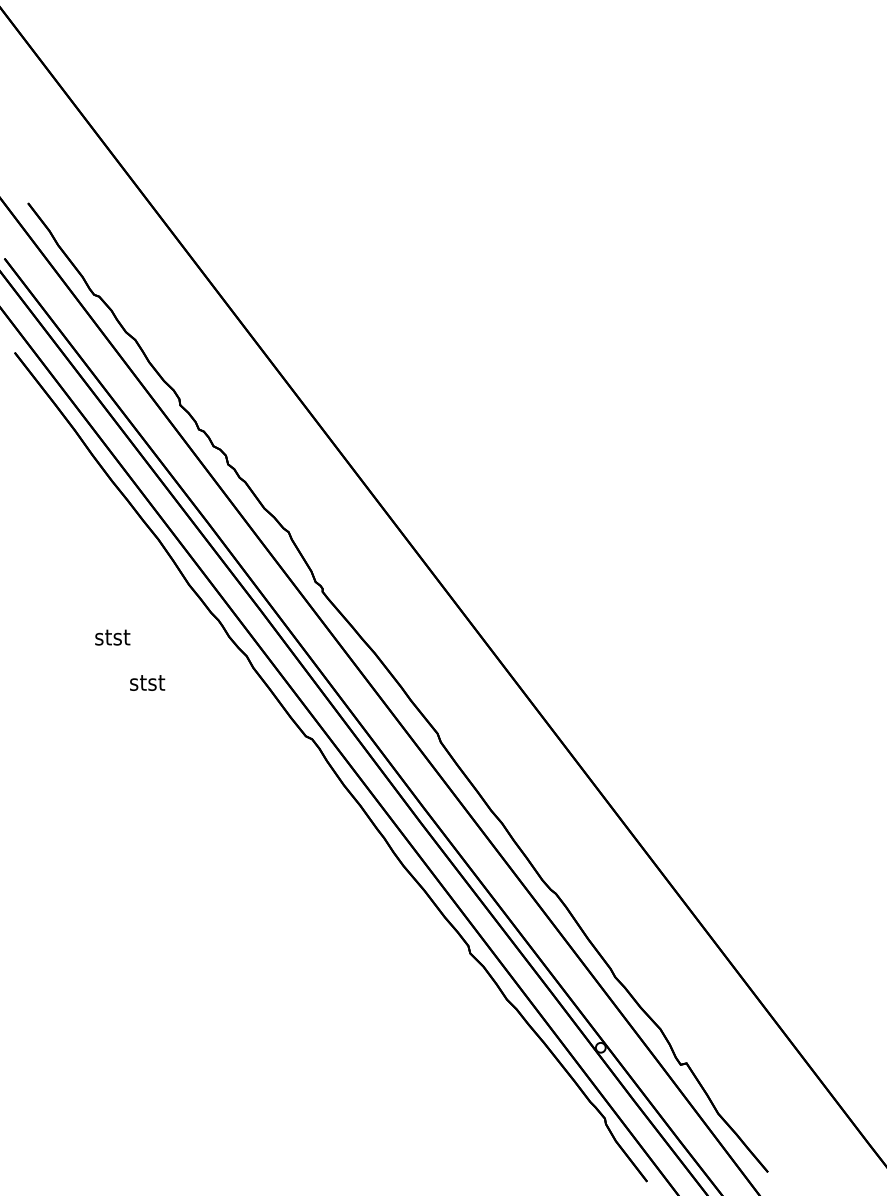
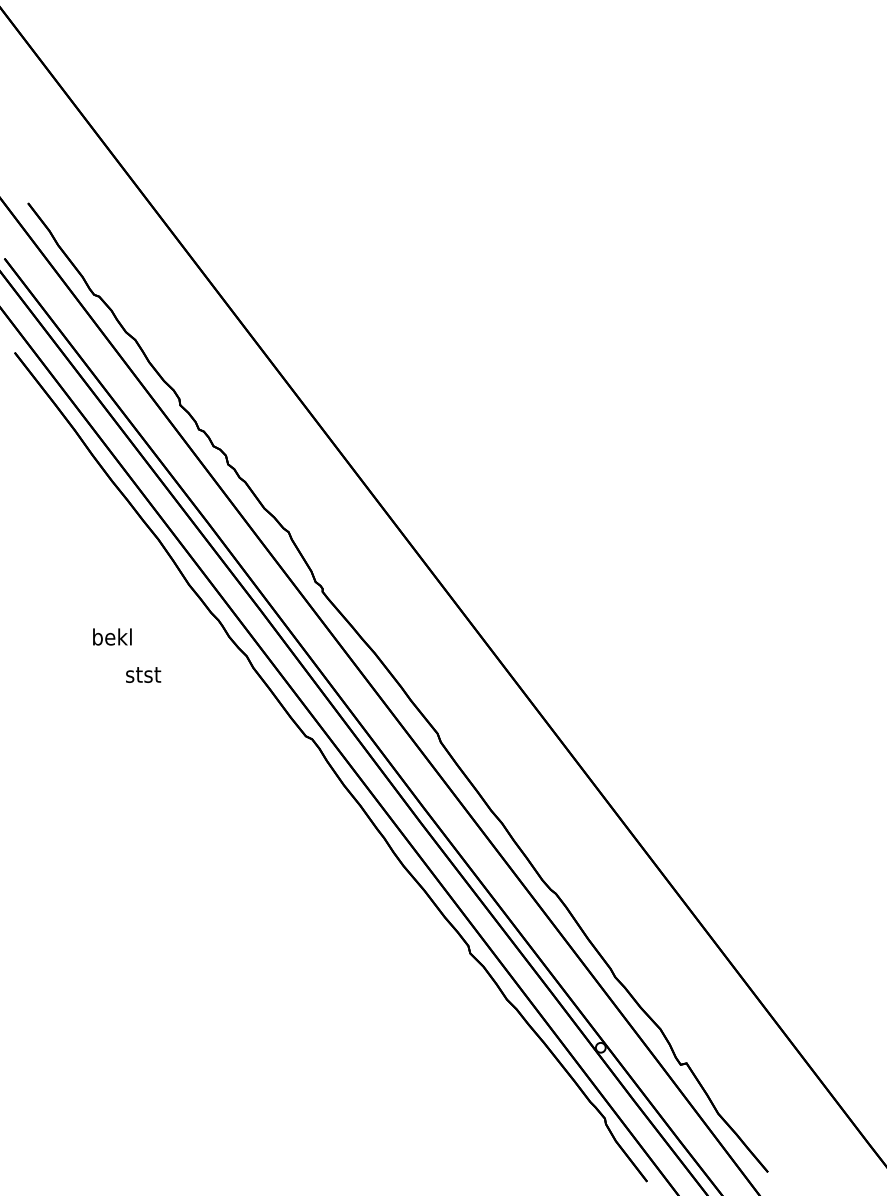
text: stst -> bekl (112, 636)
text position: (147, 682) -> (143, 674) (143, 674)
